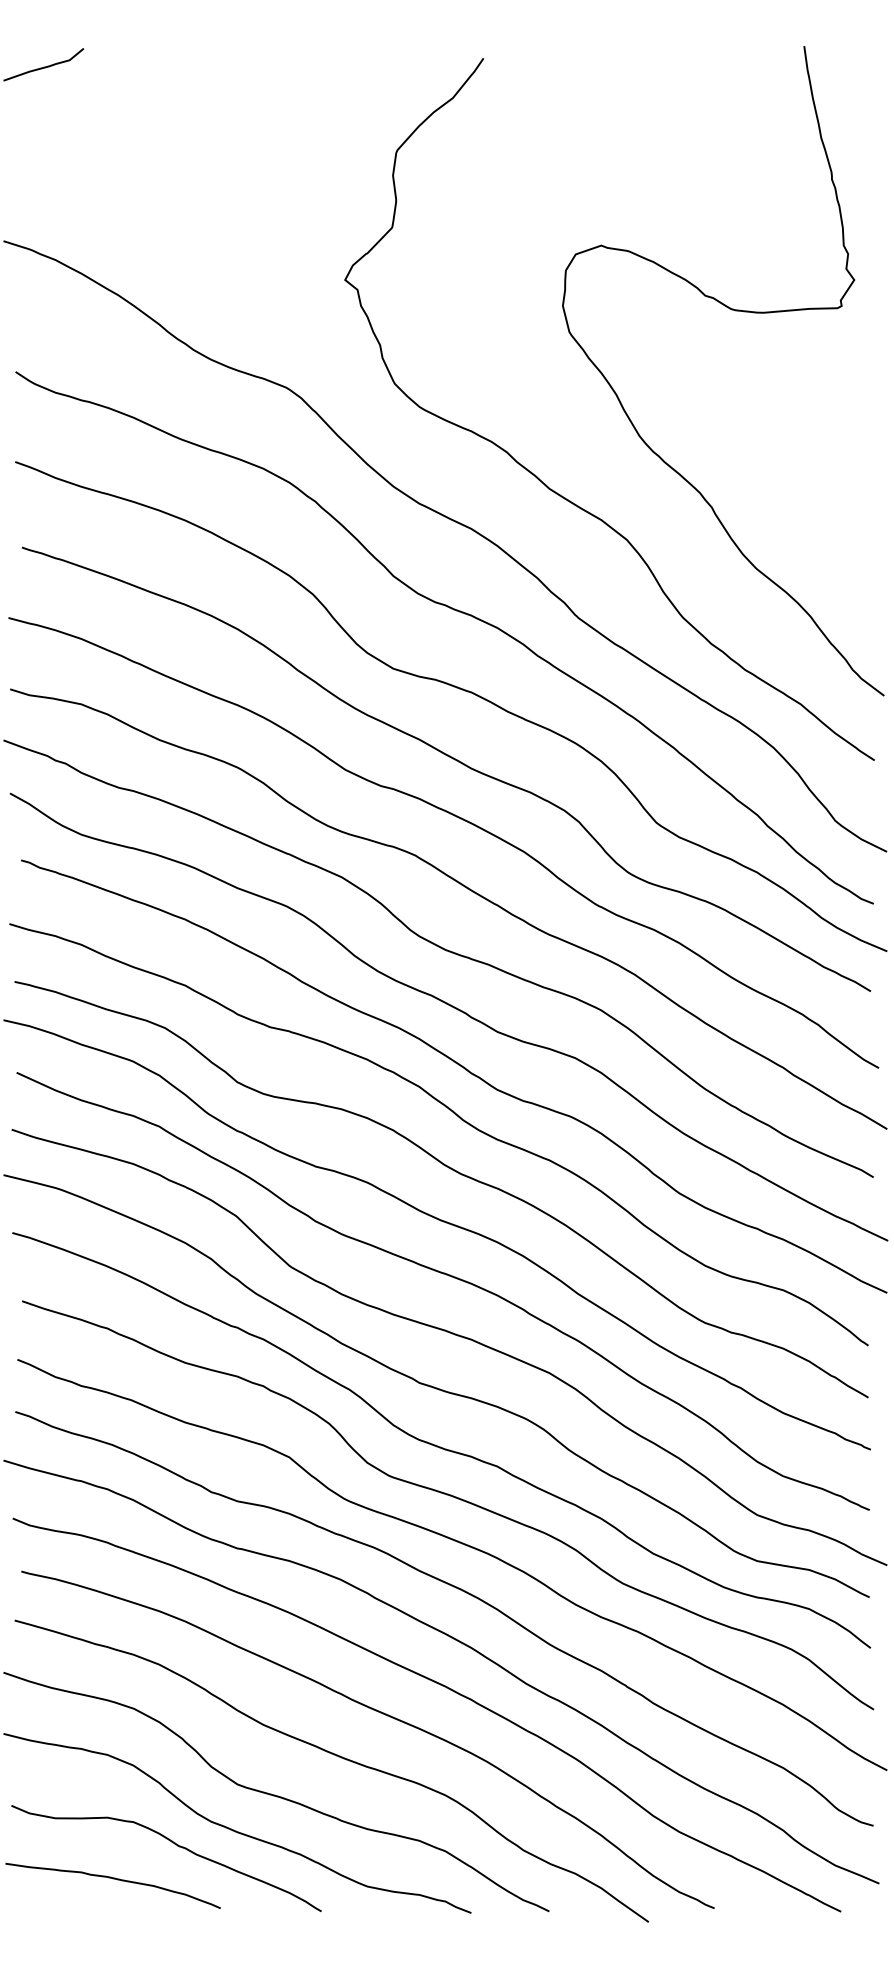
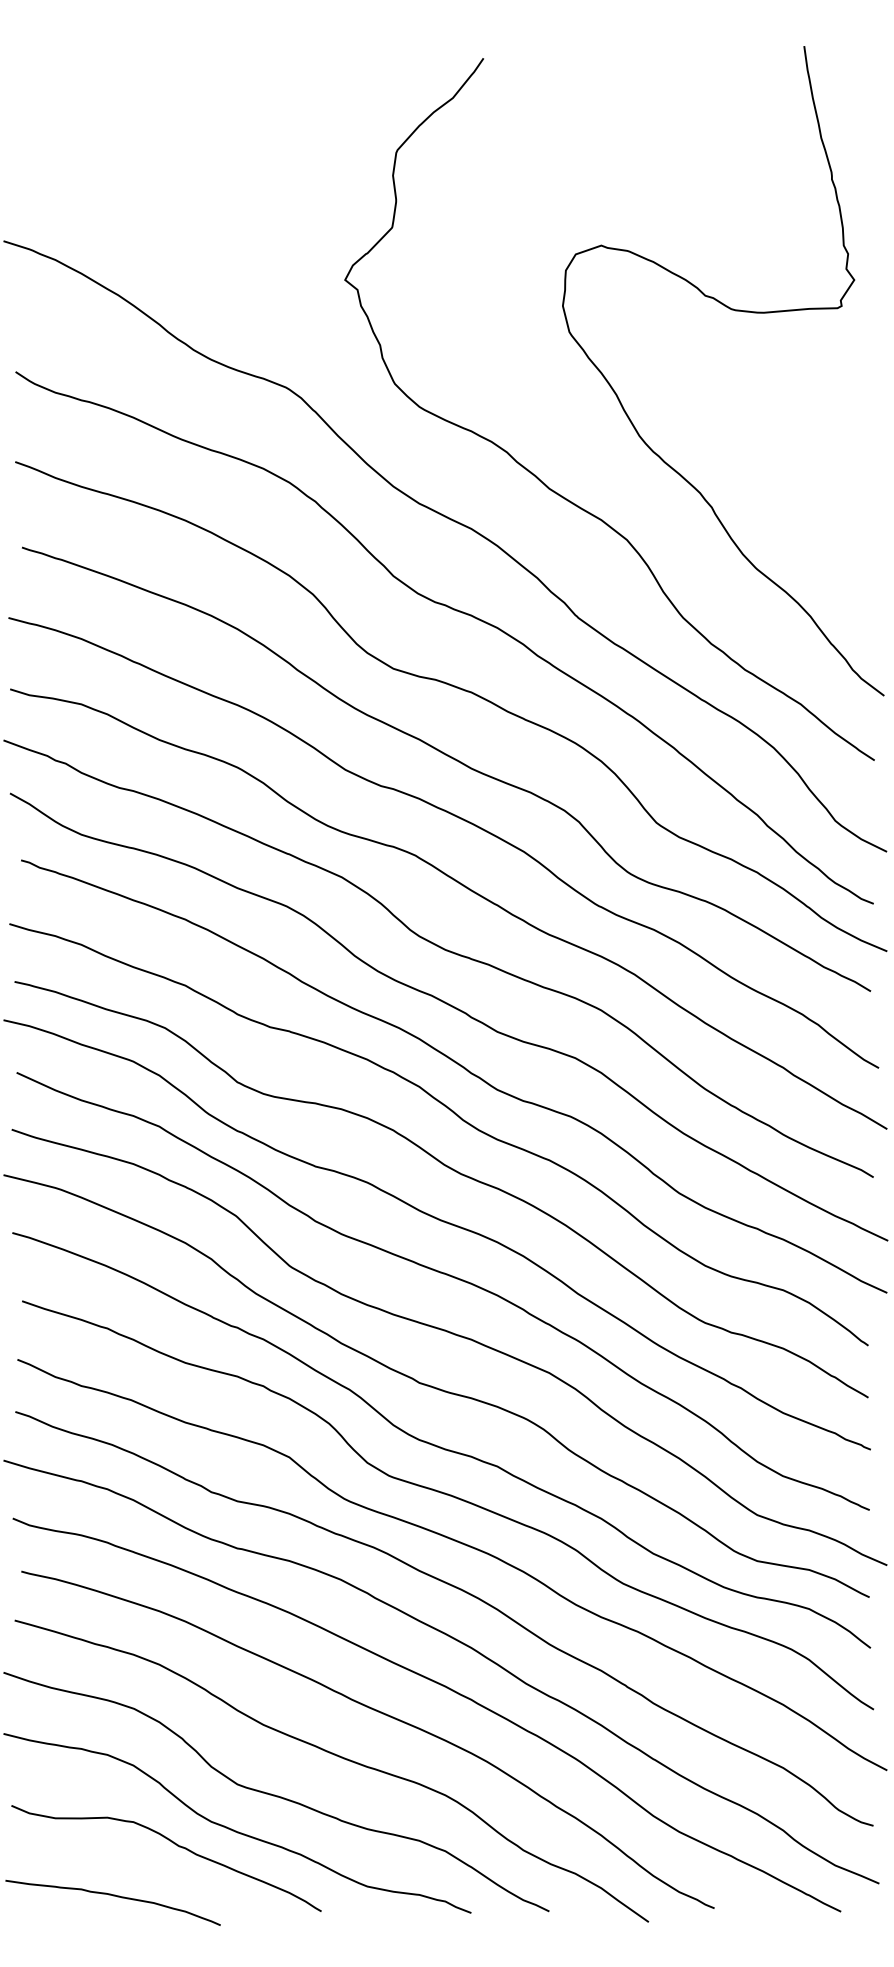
curve: present -> none (44, 66)
curve position: (113, 1879) -> (113, 1896) (113, 1896)
